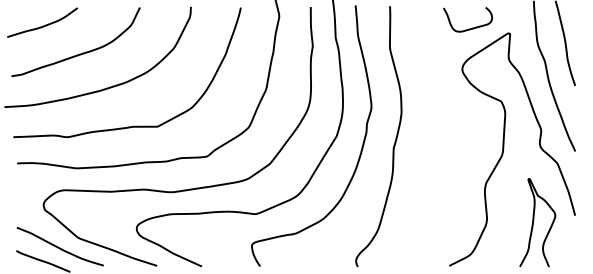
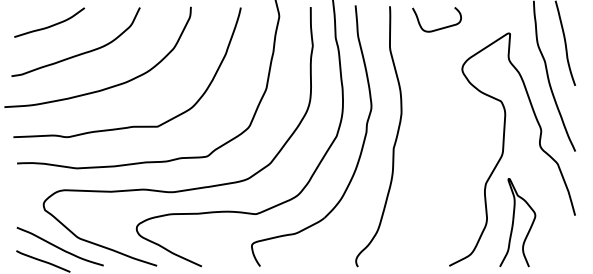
curve position: (42, 25) -> (49, 25) (49, 25)
curve position: (468, 28) -> (437, 28) (437, 28)
curve position: (534, 220) -> (514, 220) (514, 220)
